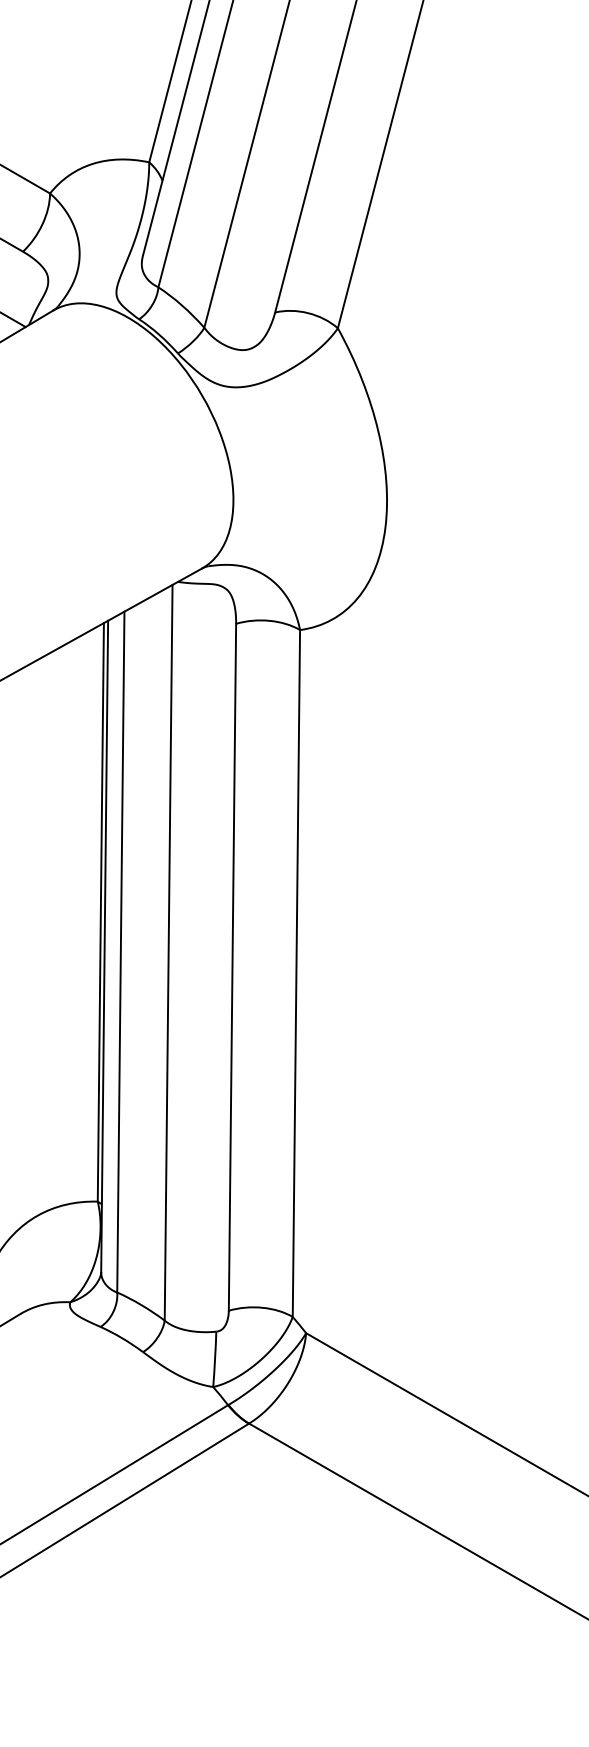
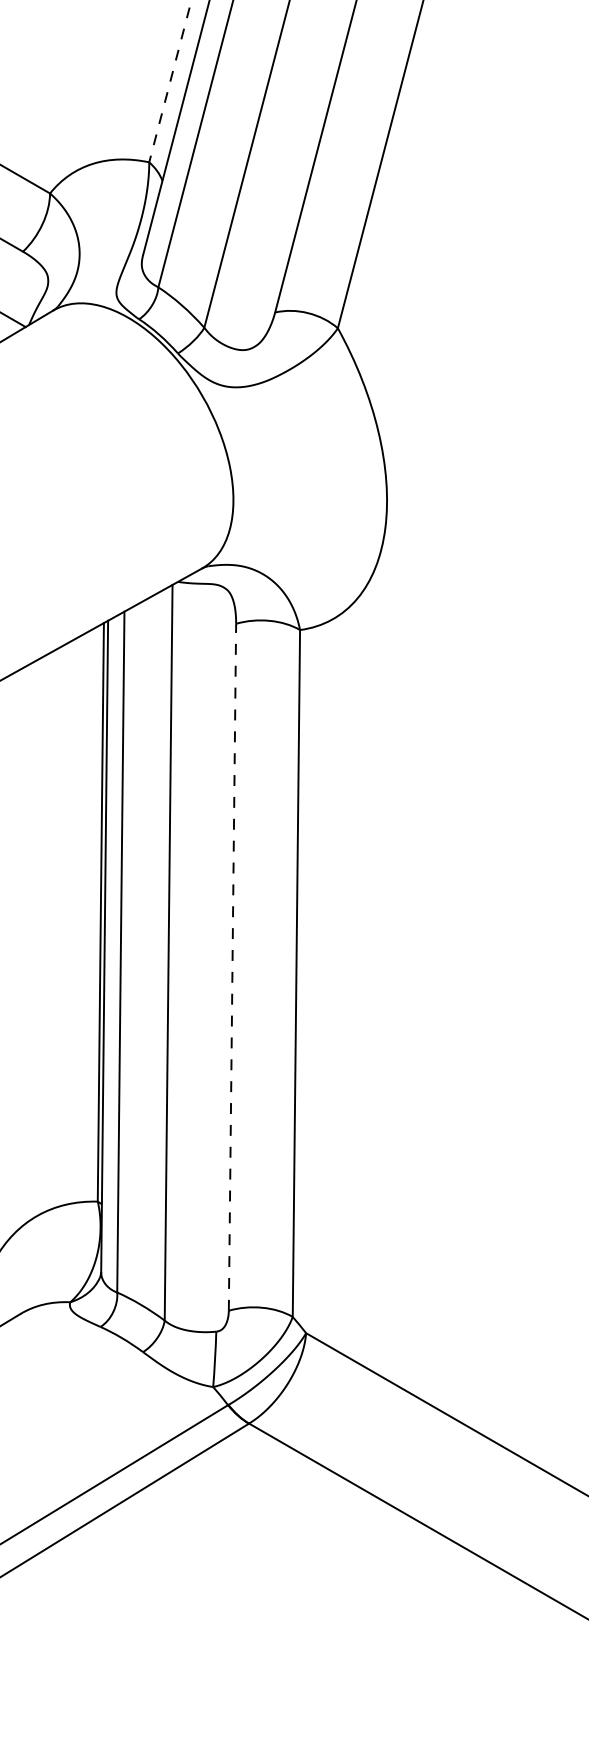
line: solid -> dashed (170, 82)
line: solid -> dashed (232, 966)
